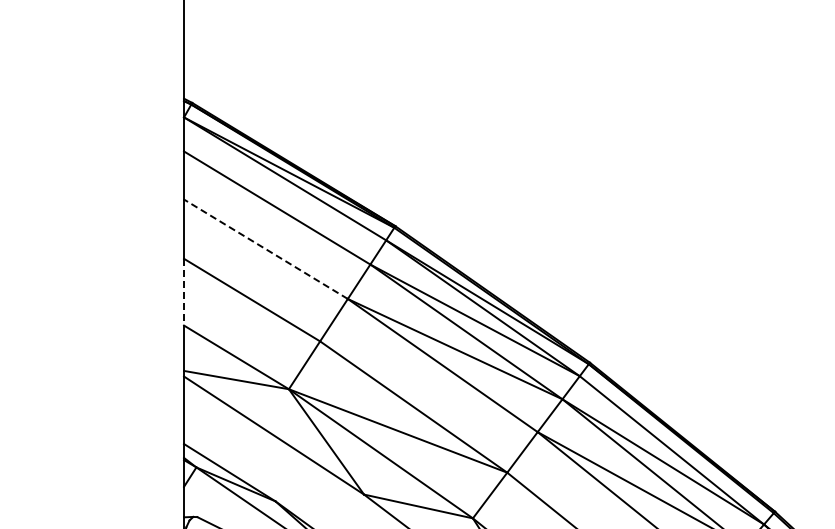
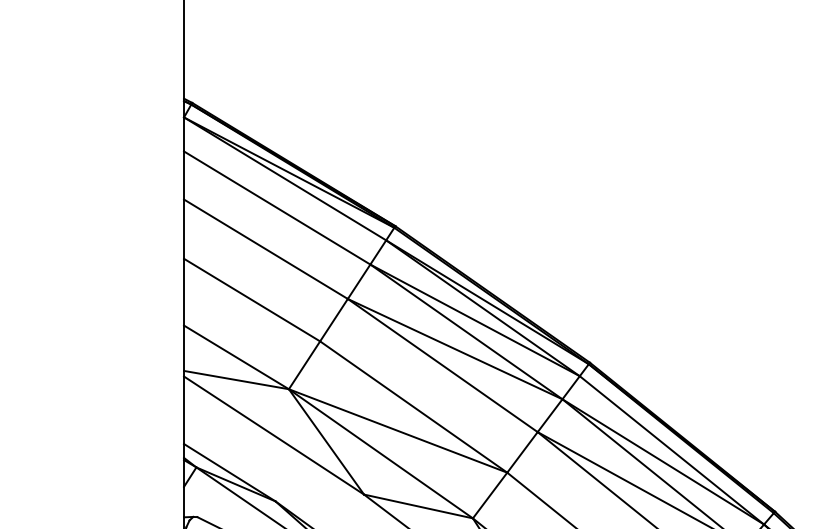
line: dashed -> solid (265, 249)
line: dashed -> solid (184, 292)
